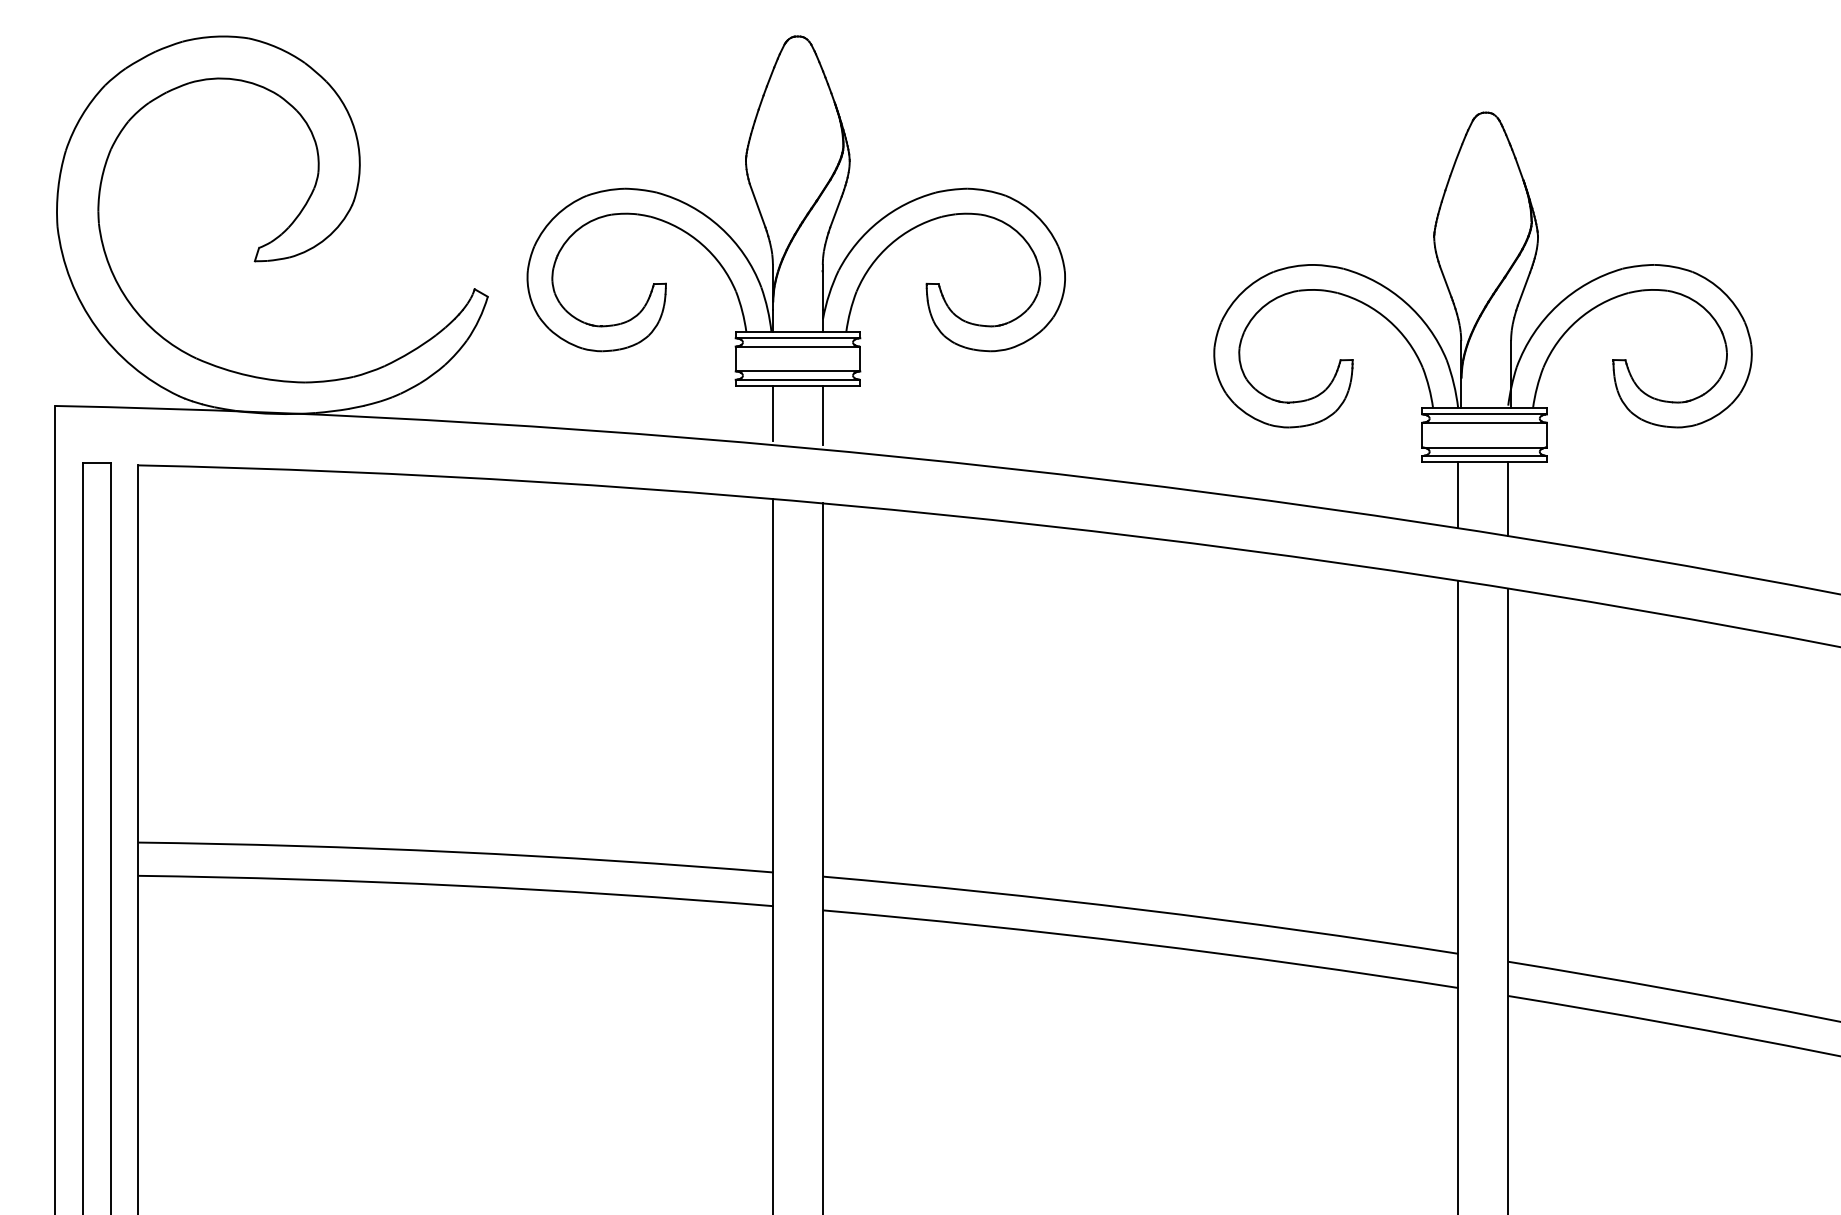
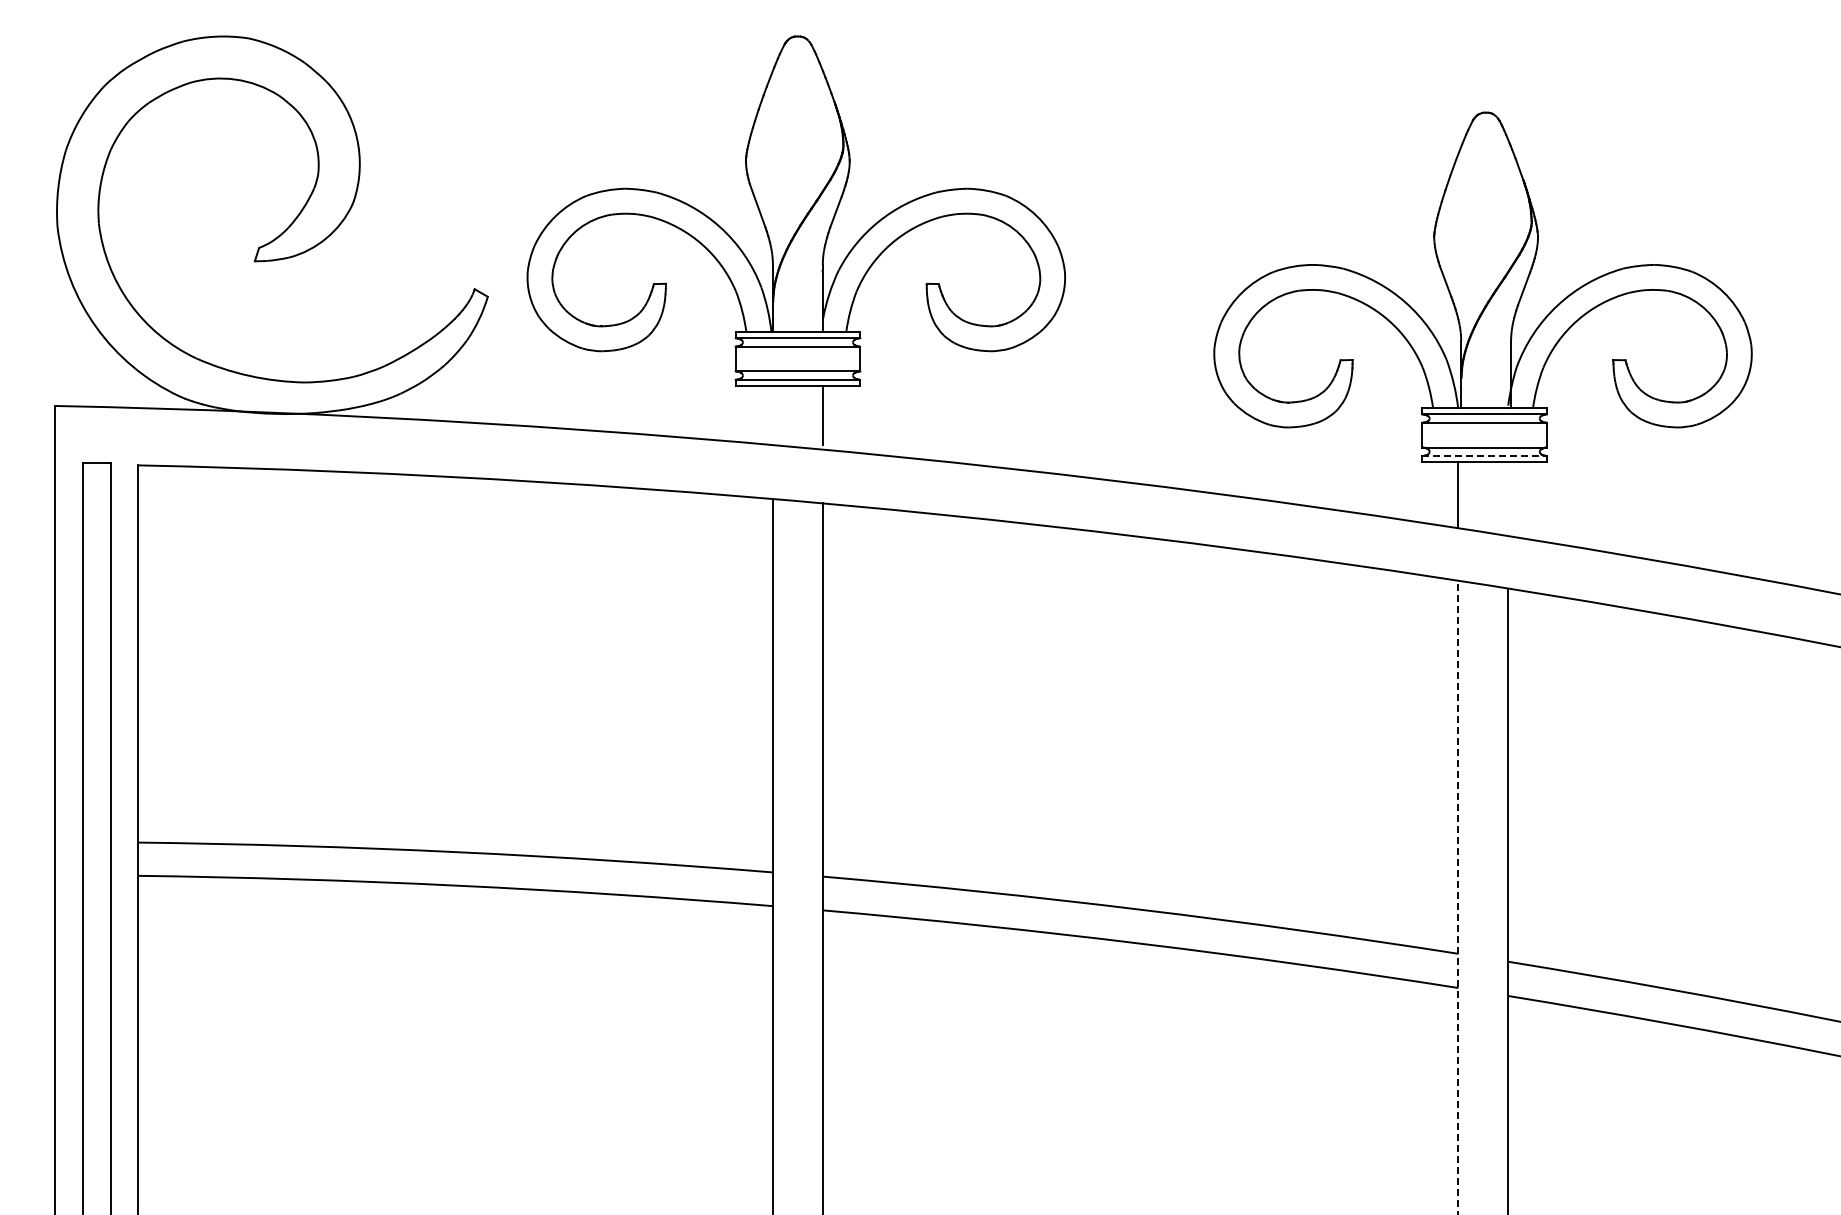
line: present -> none (773, 413)
line: solid -> dashed (1485, 455)
line: present -> none (1508, 498)
line: solid -> dashed (1458, 897)
